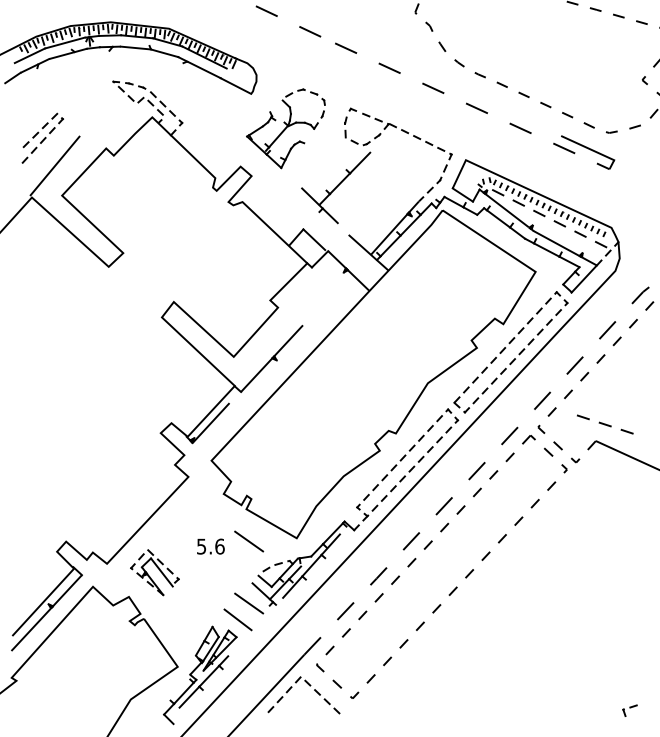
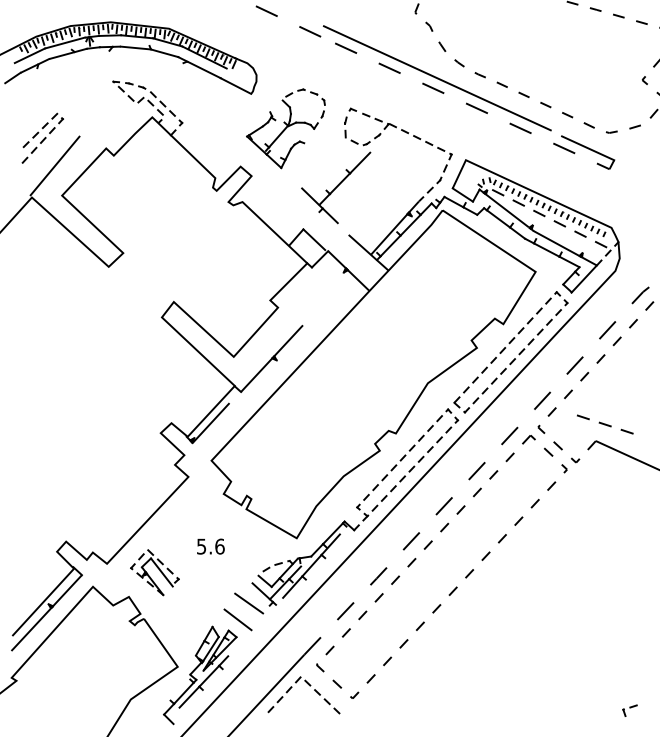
line: none -> present (436, 78)
line: present -> none (249, 541)
